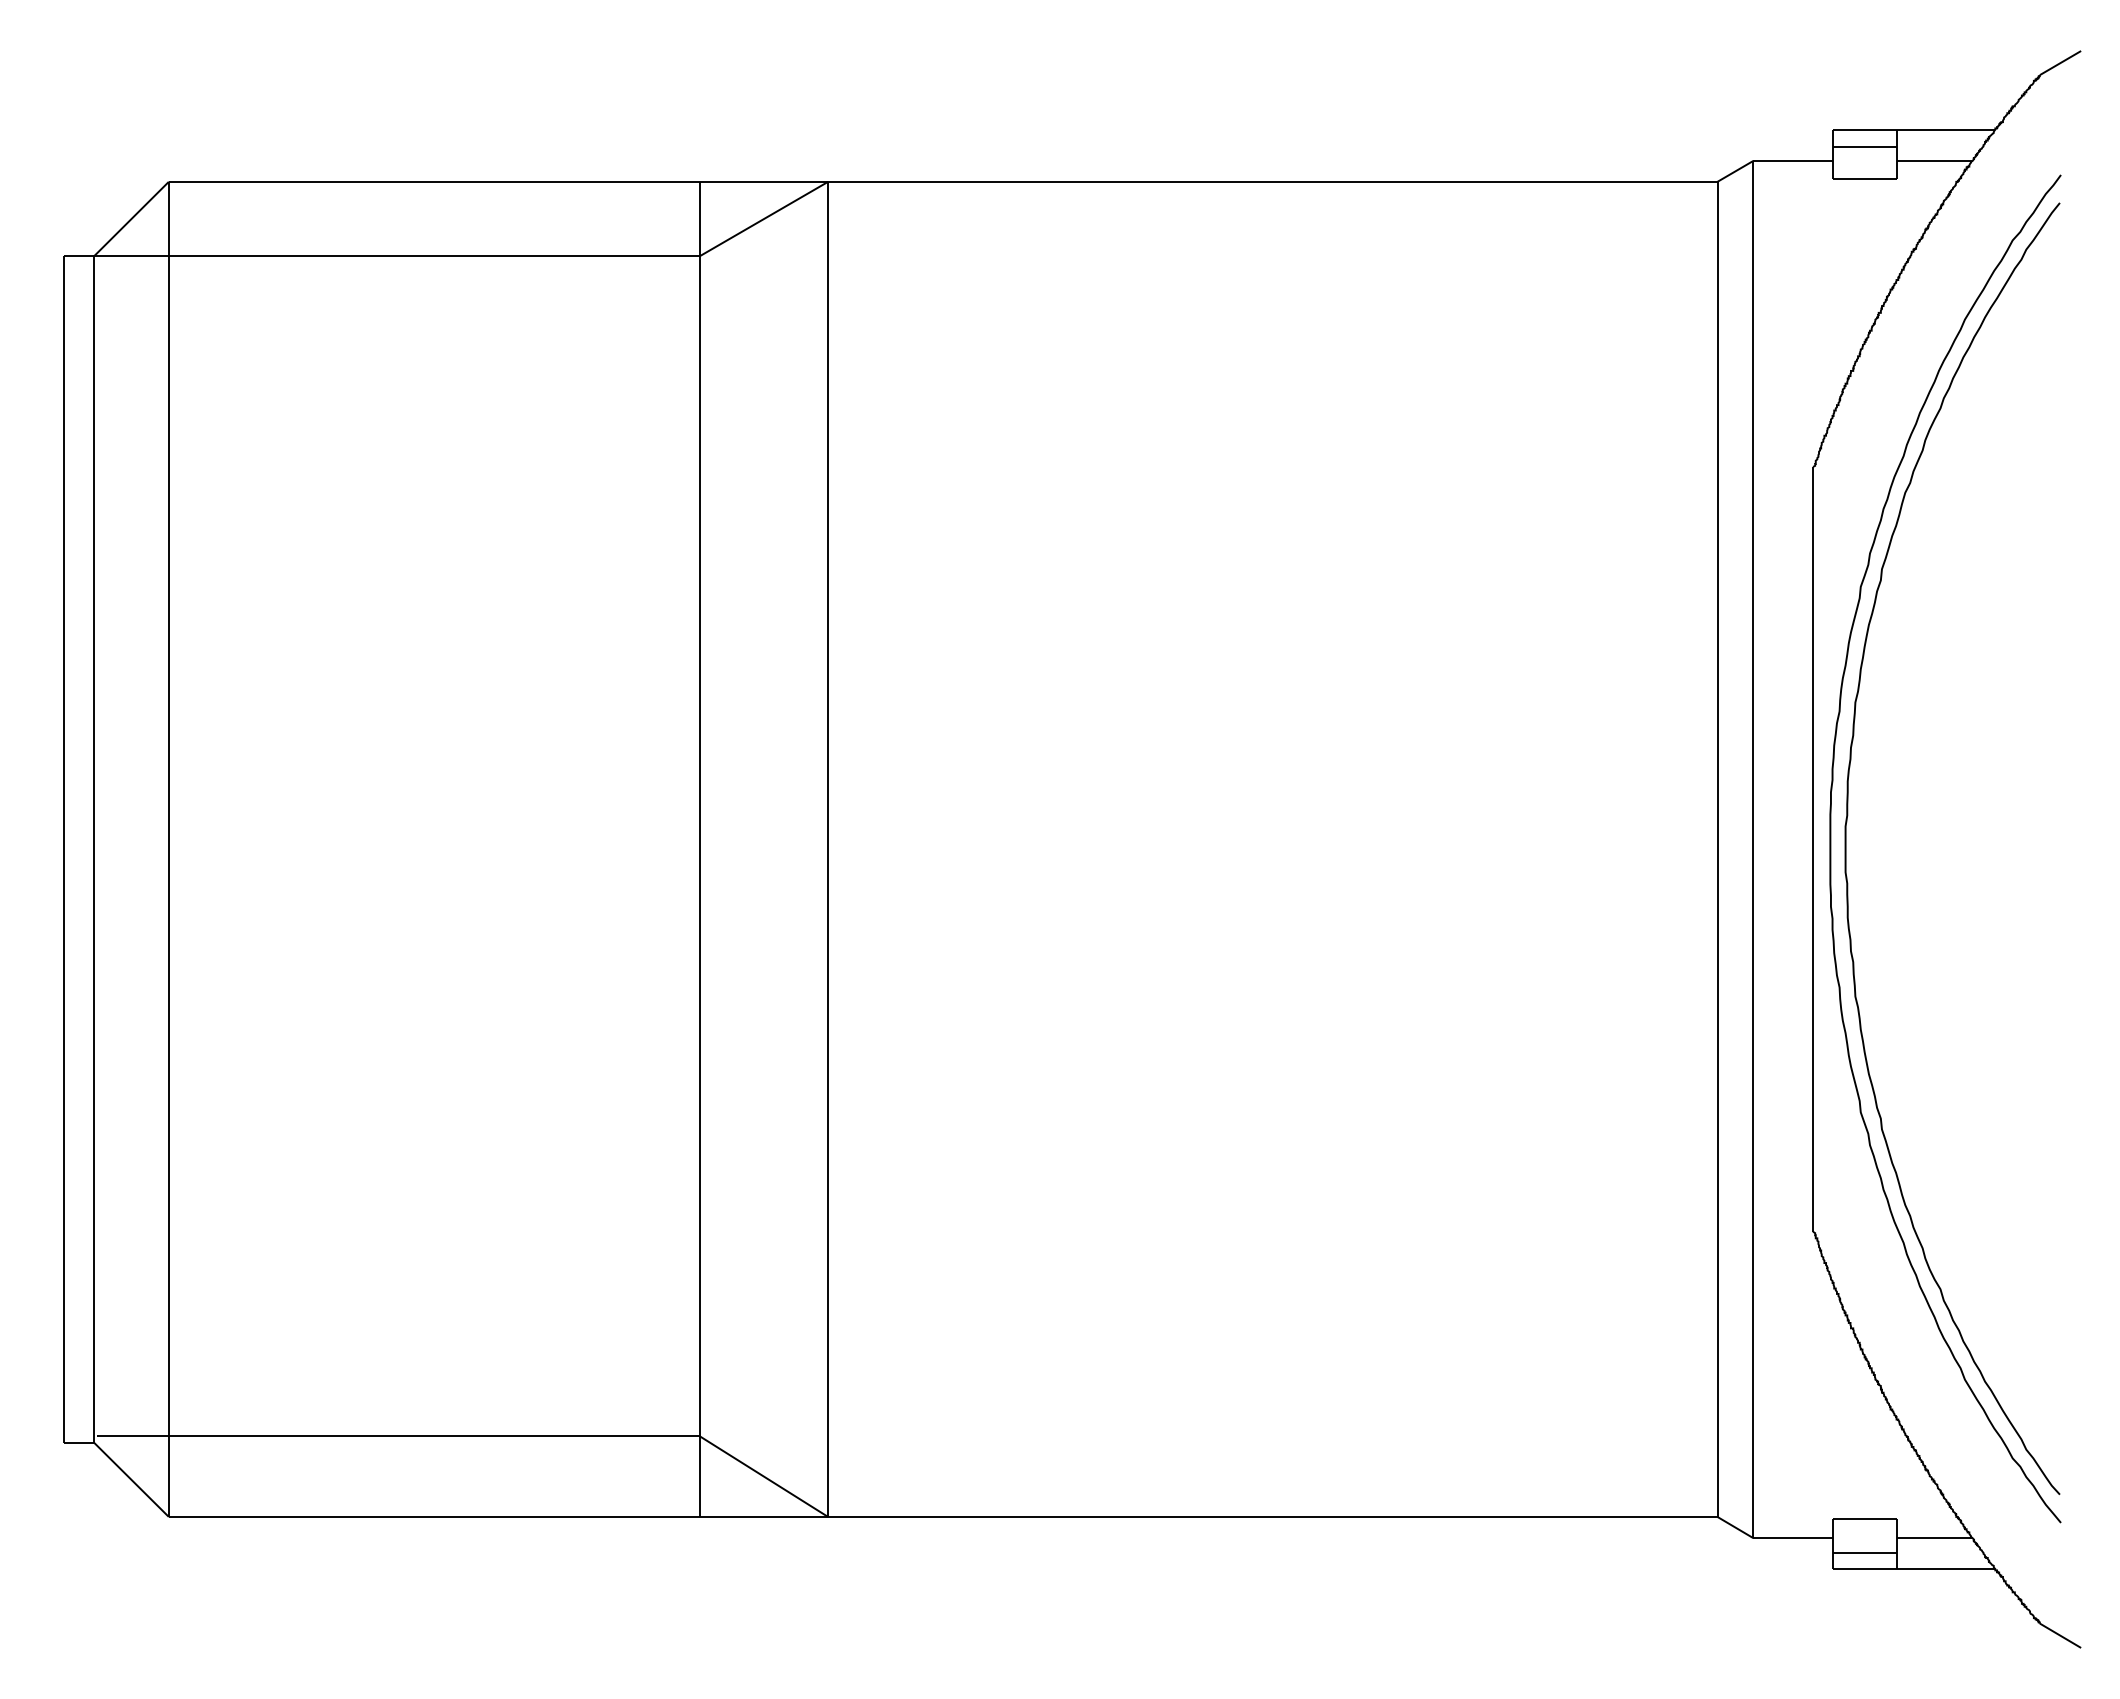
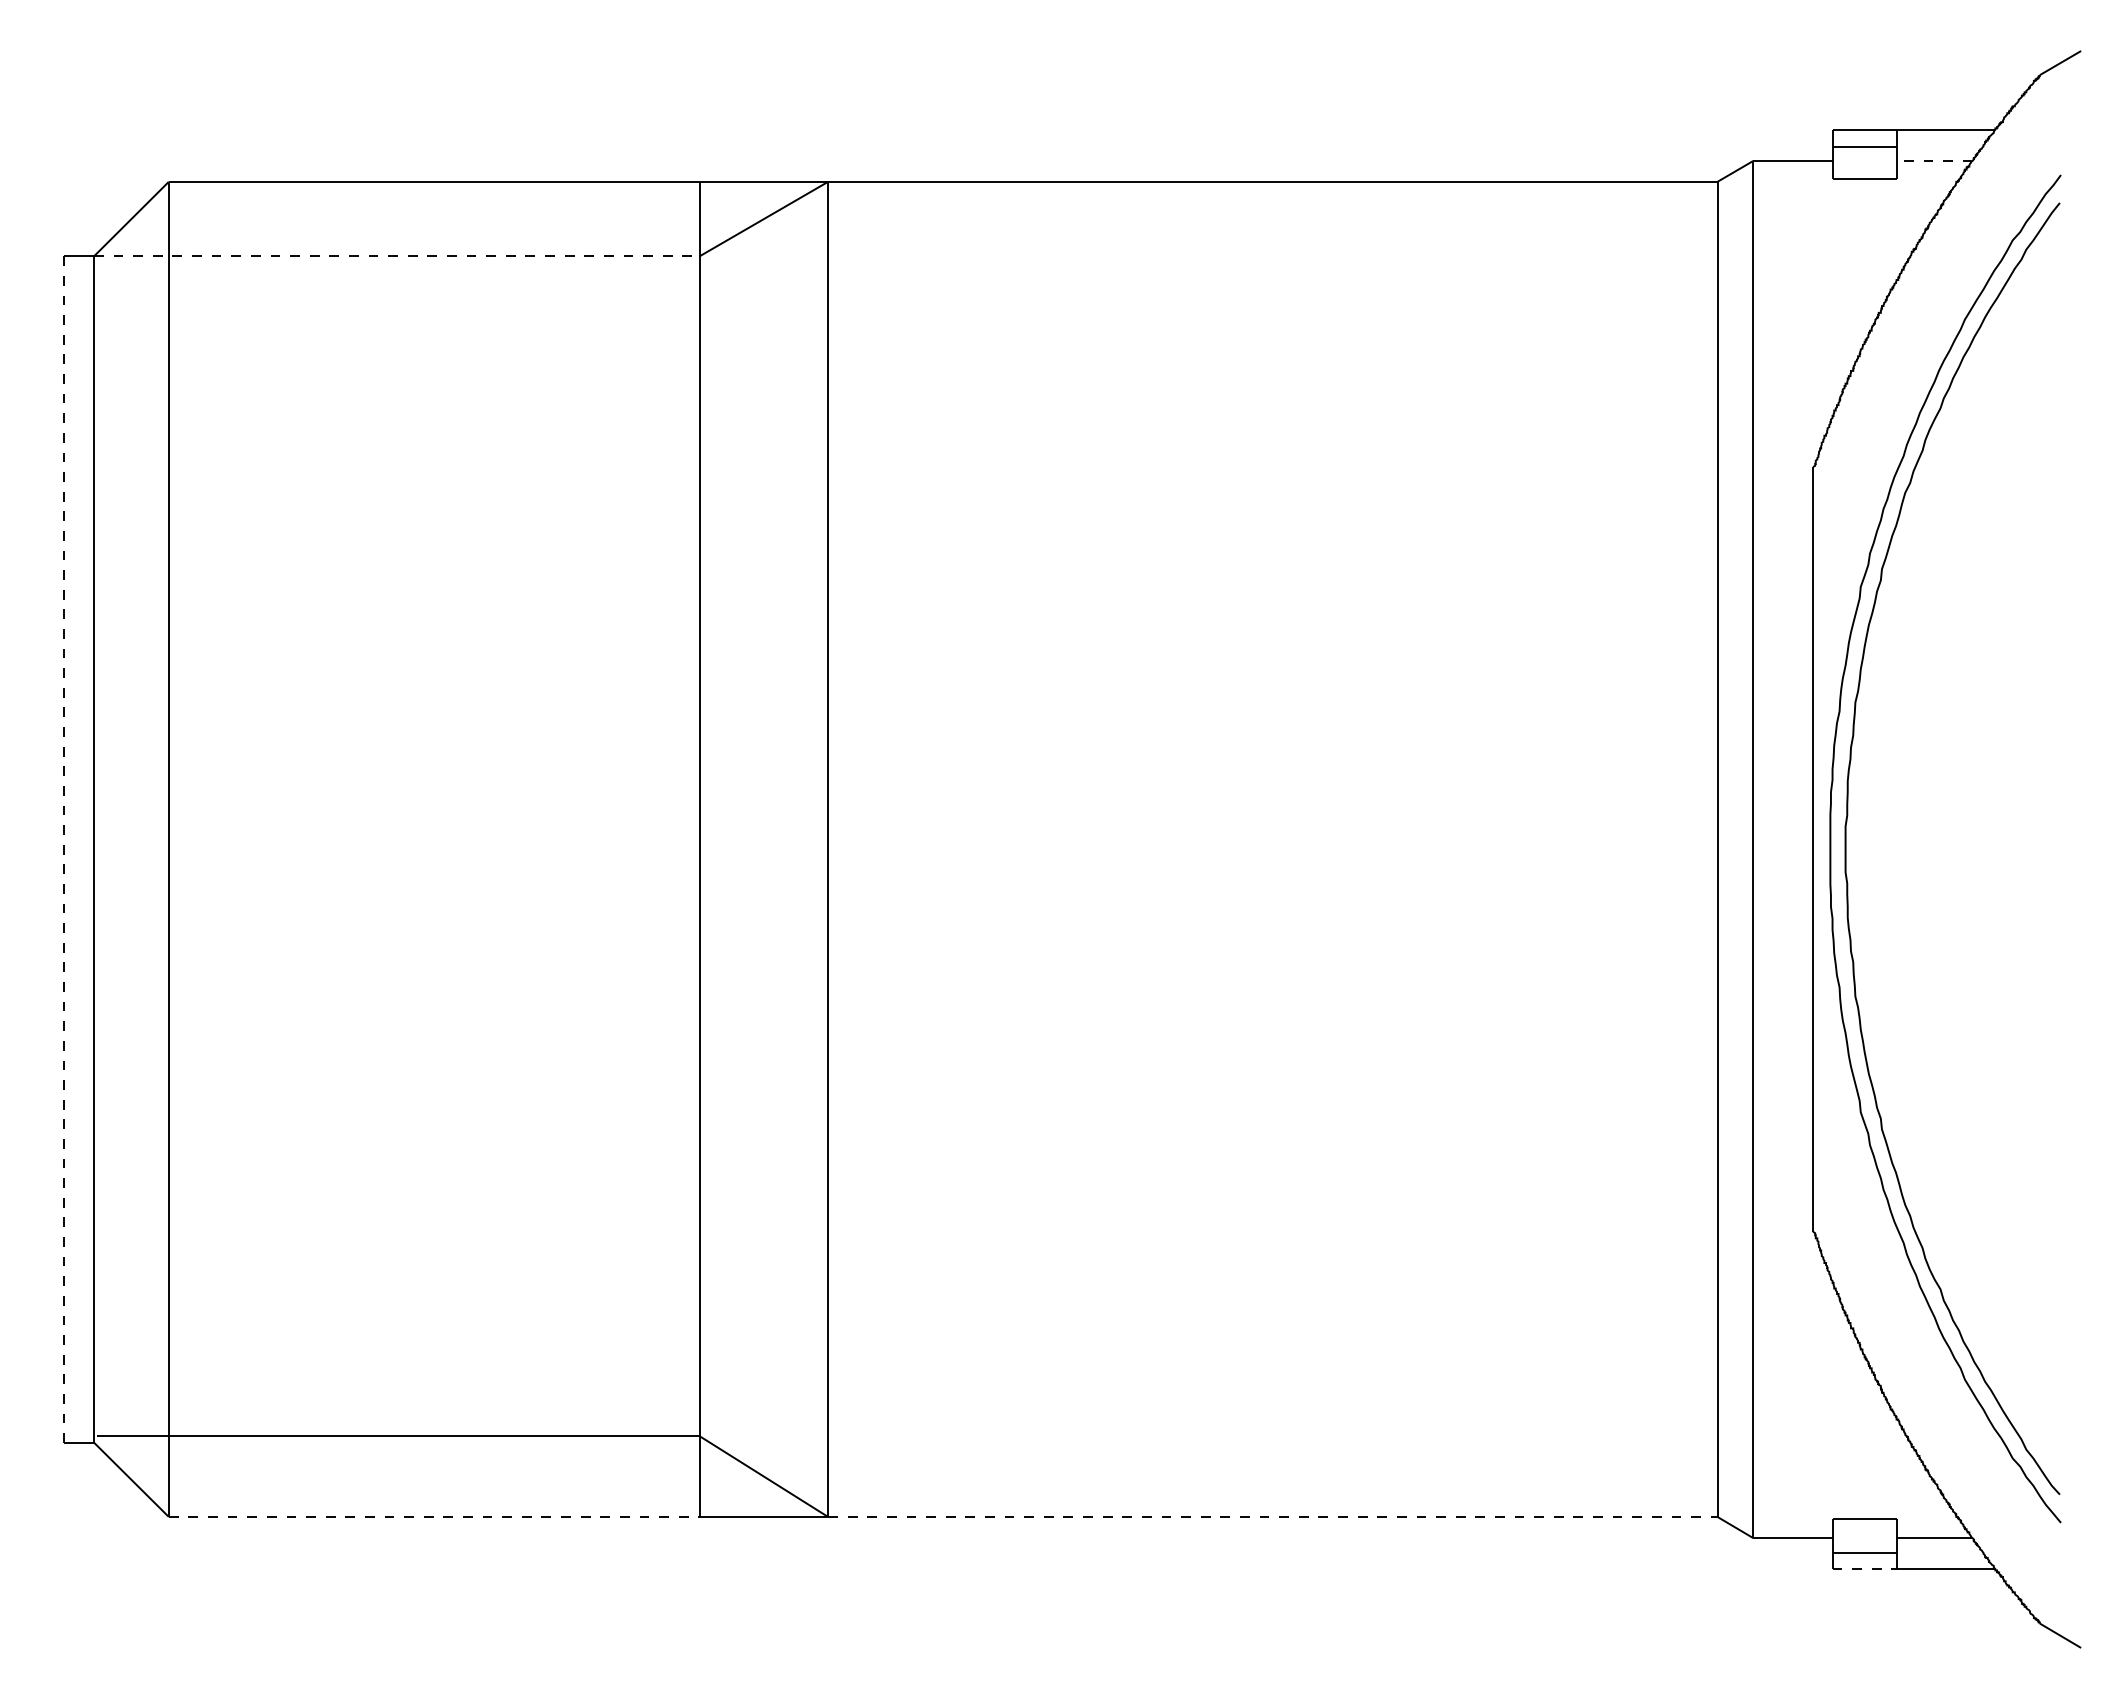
line: solid -> dashed (1934, 160)
line: solid -> dashed (396, 256)
line: solid -> dashed (63, 849)
line: solid -> dashed (434, 1516)
line: solid -> dashed (1272, 1516)
line: solid -> dashed (1865, 1569)
